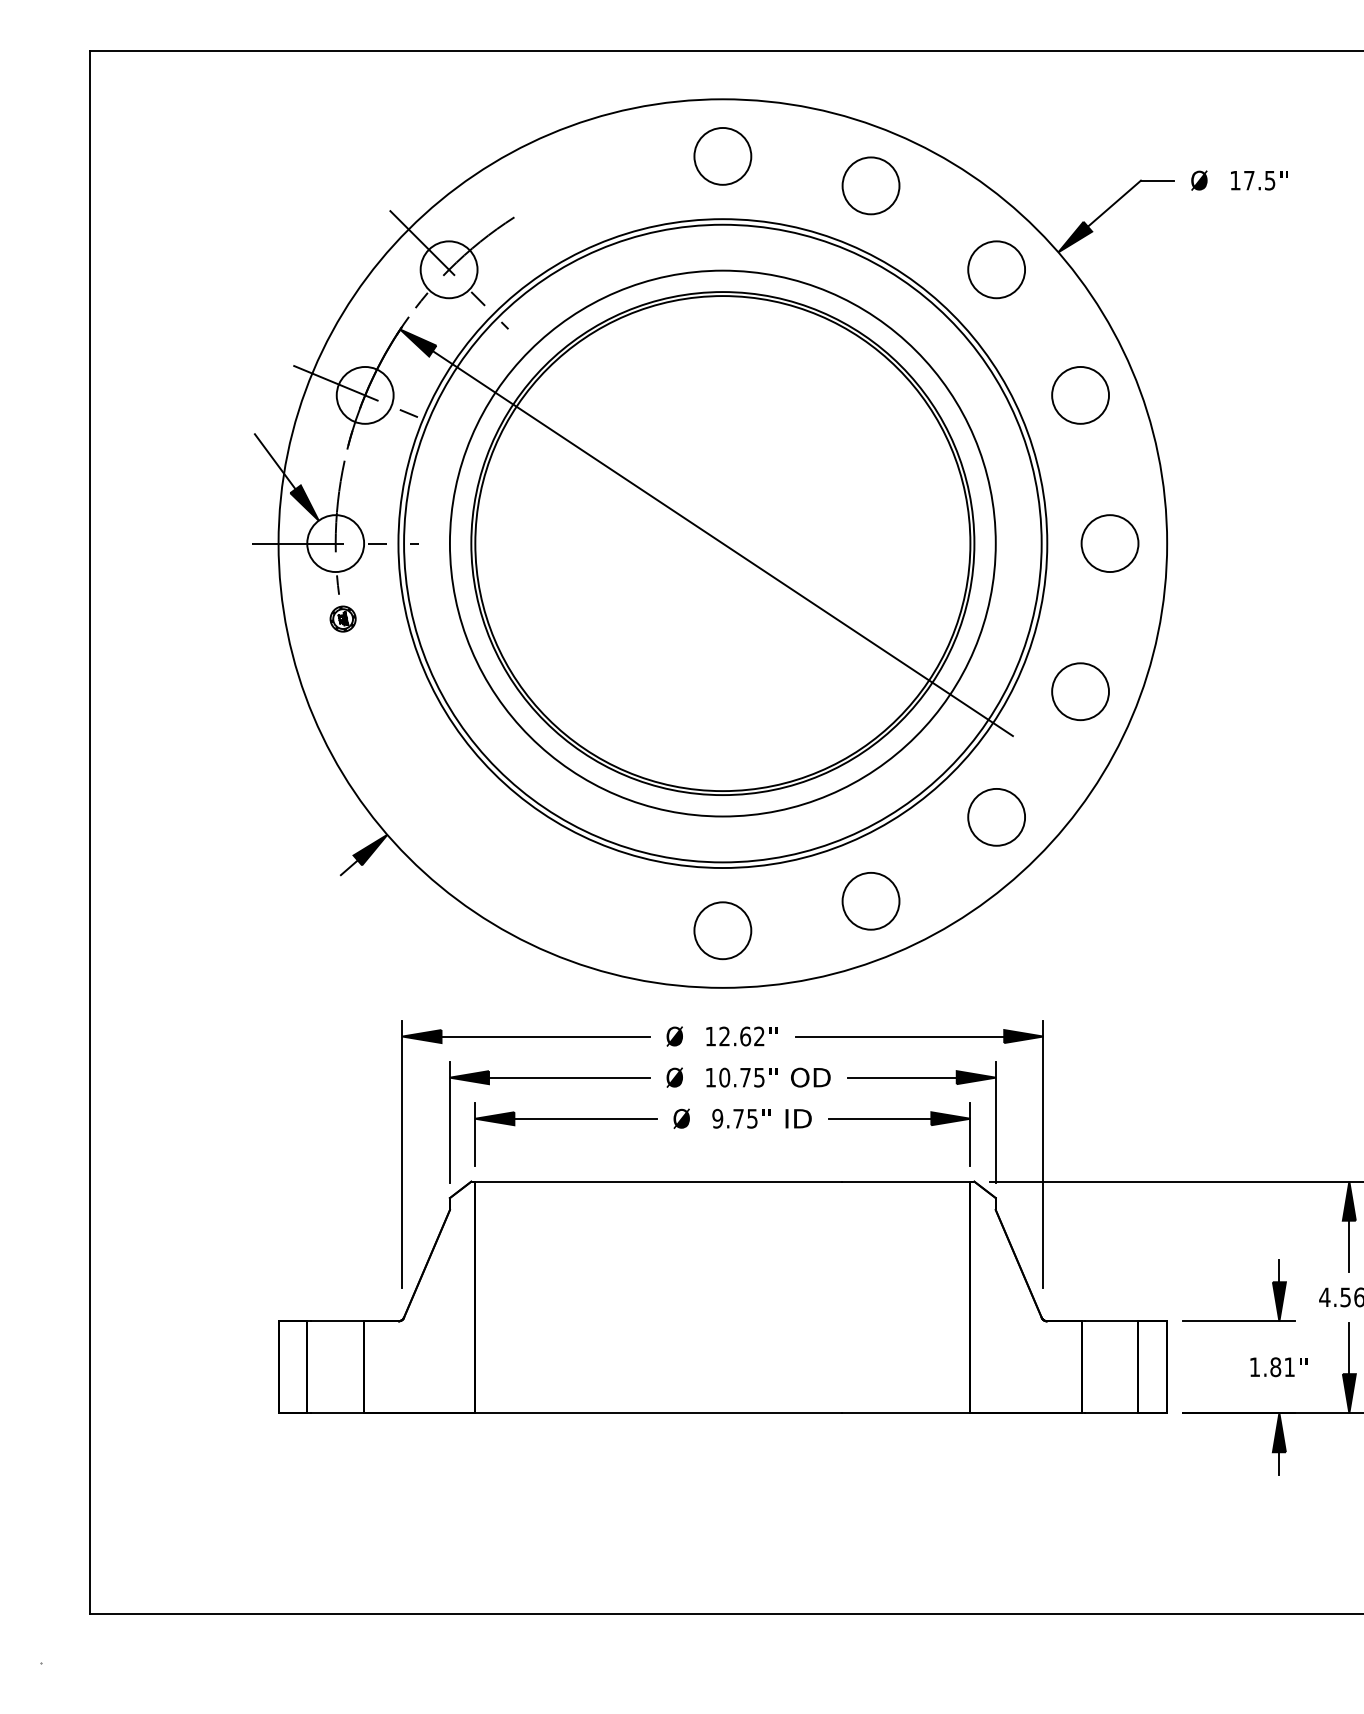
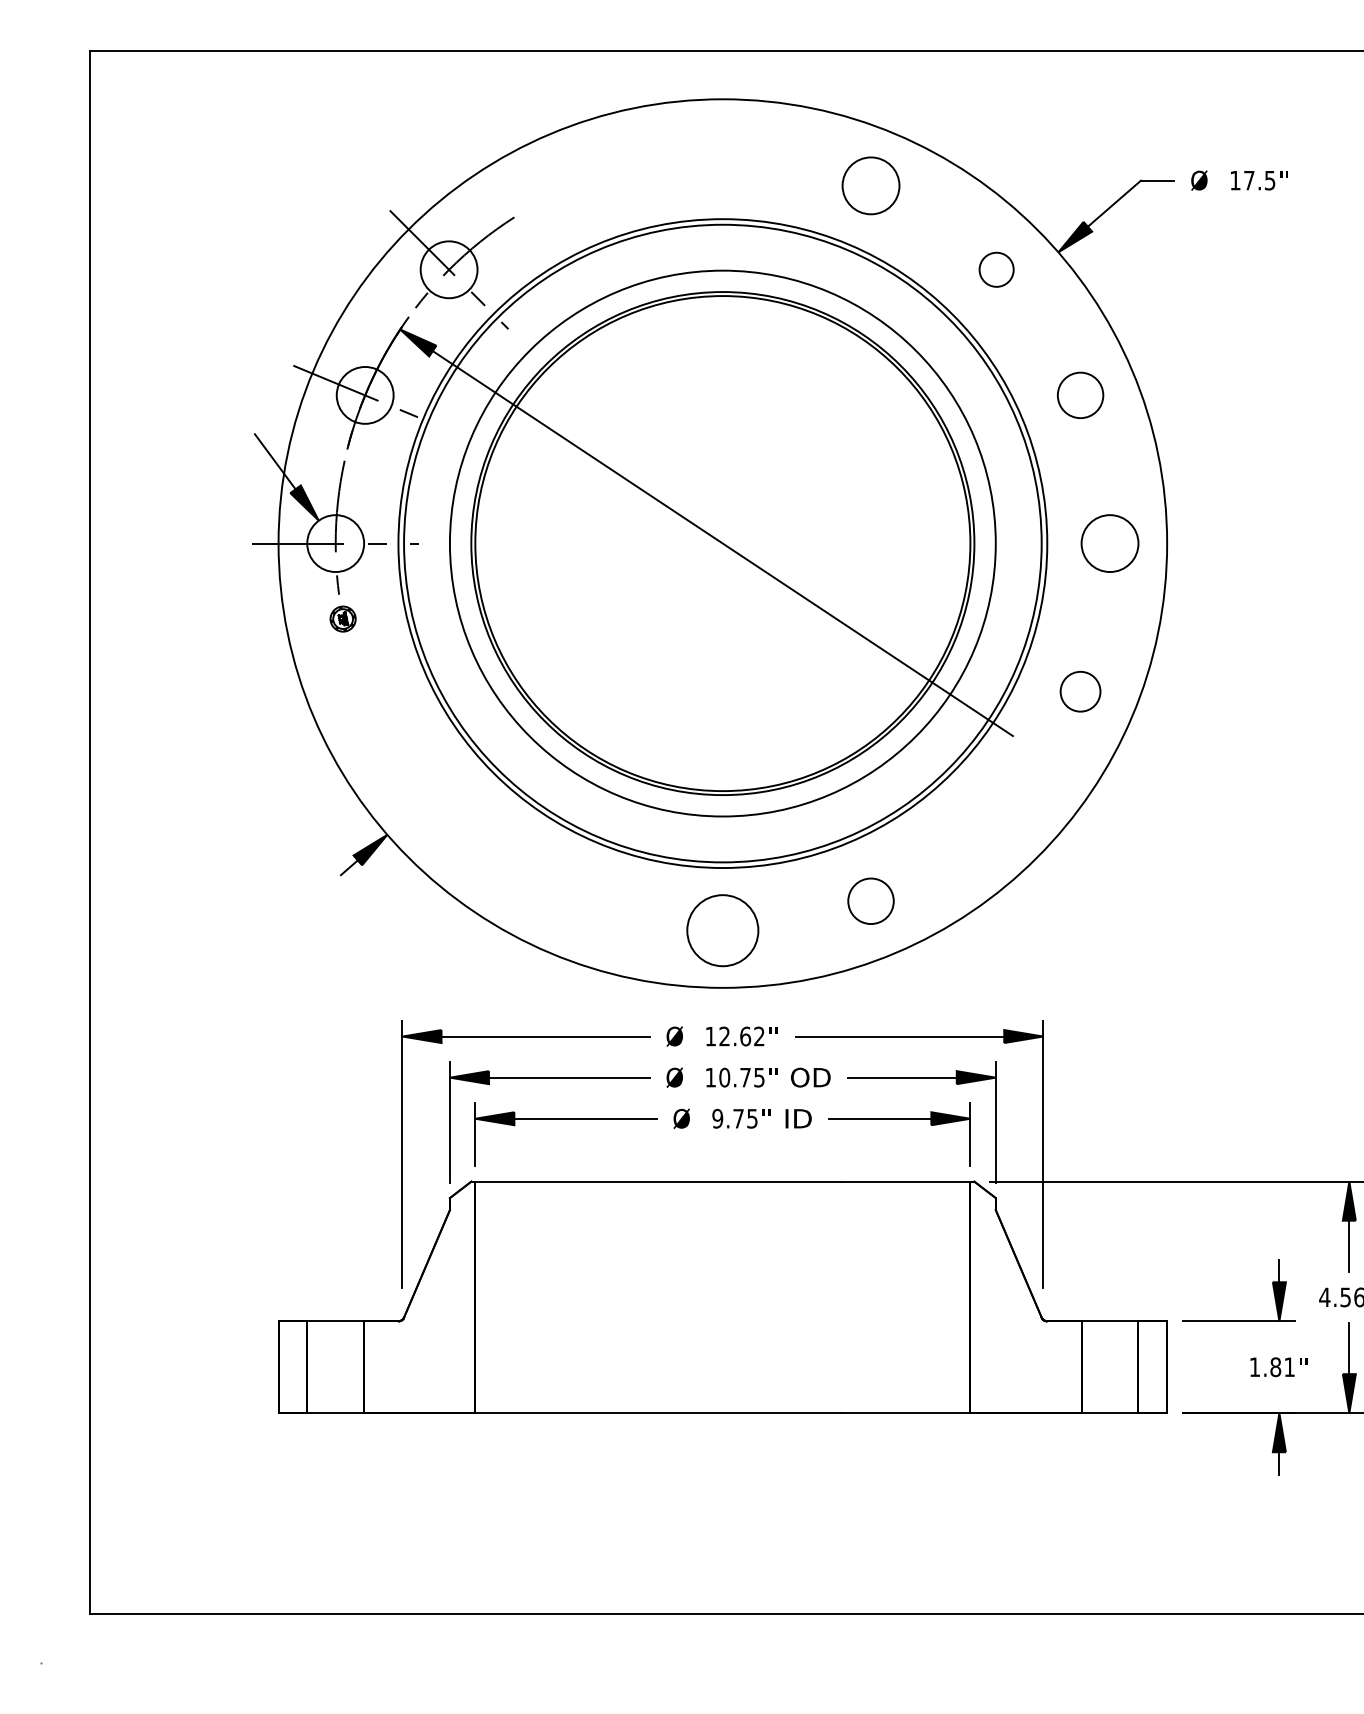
circle: present -> none (722, 156)
circle diameter: 57 px -> 34 px (996, 269)
circle diameter: 57 px -> 45 px (1080, 395)
circle diameter: 57 px -> 40 px (1080, 691)
circle: present -> none (996, 817)
circle diameter: 57 px -> 45 px (870, 901)
circle size: 60x60 px -> 74x74 px (722, 930)
